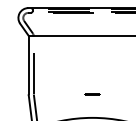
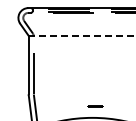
line: solid -> dashed (81, 35)
line position: (92, 94) -> (95, 106) (95, 106)
